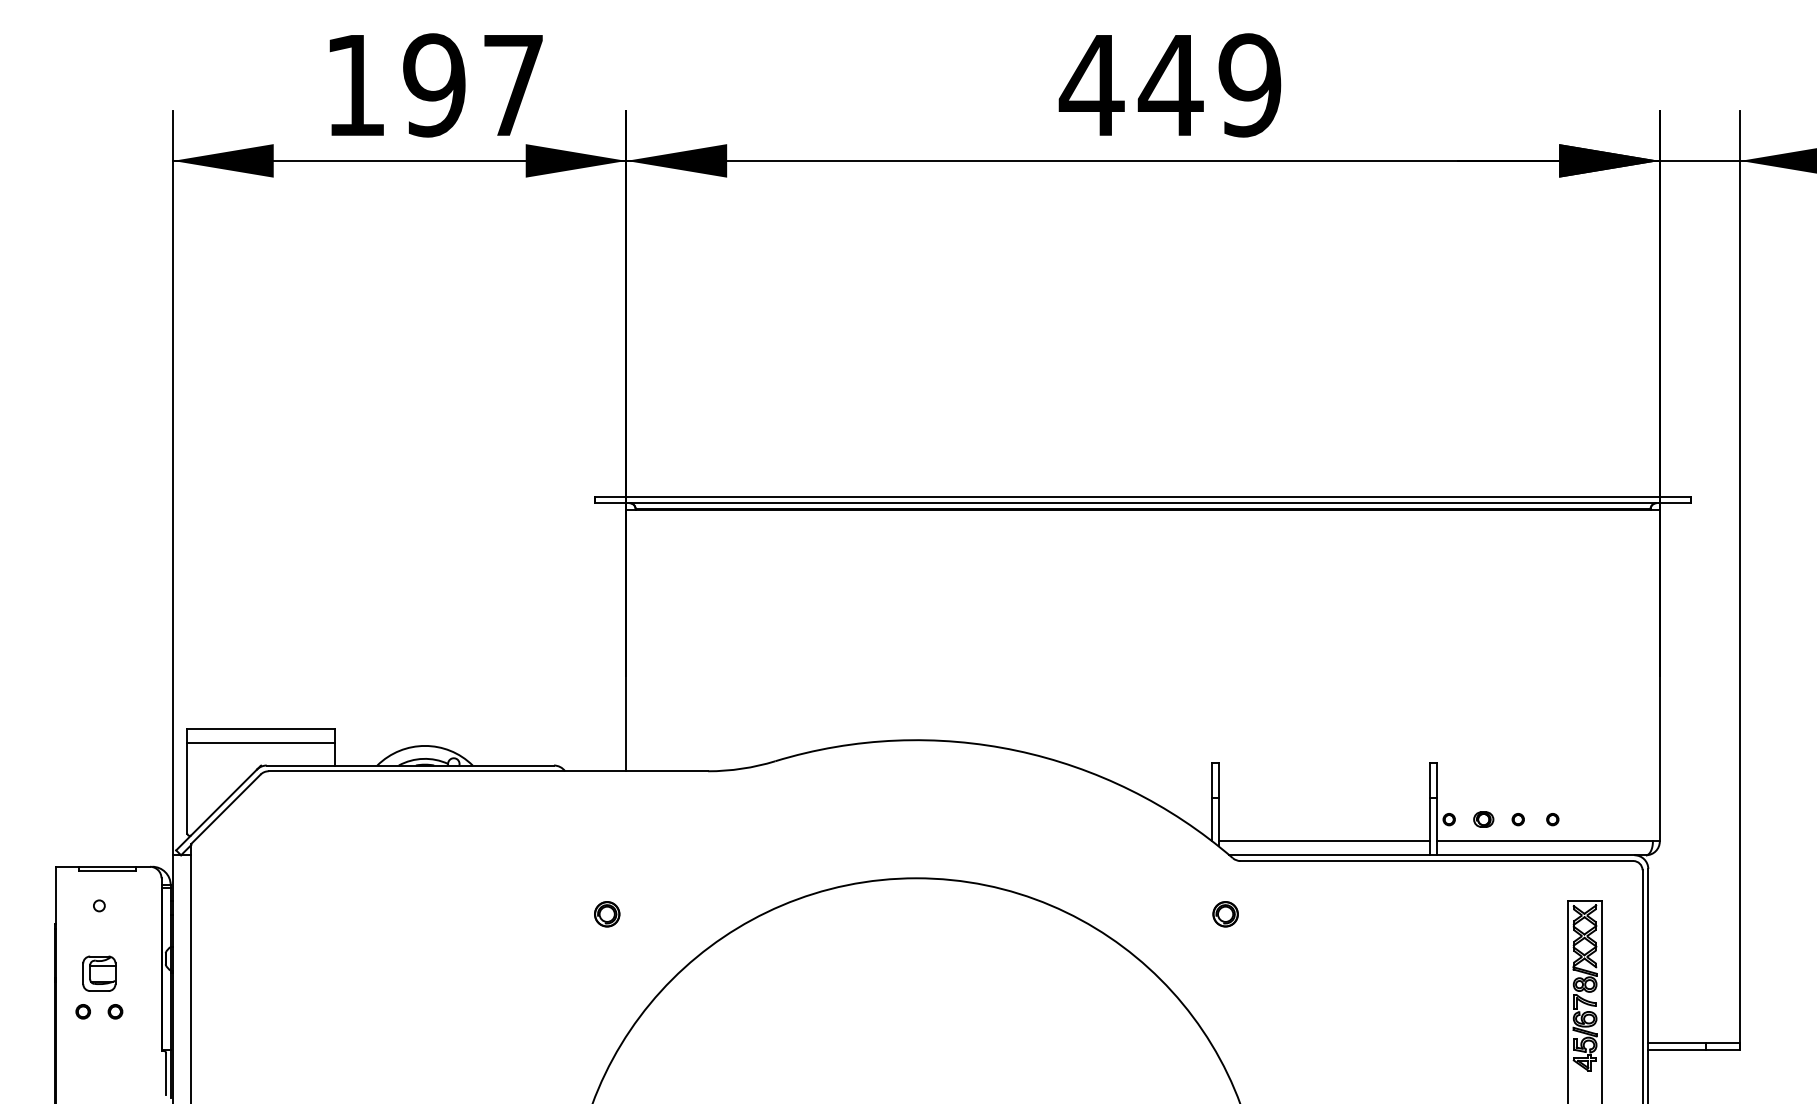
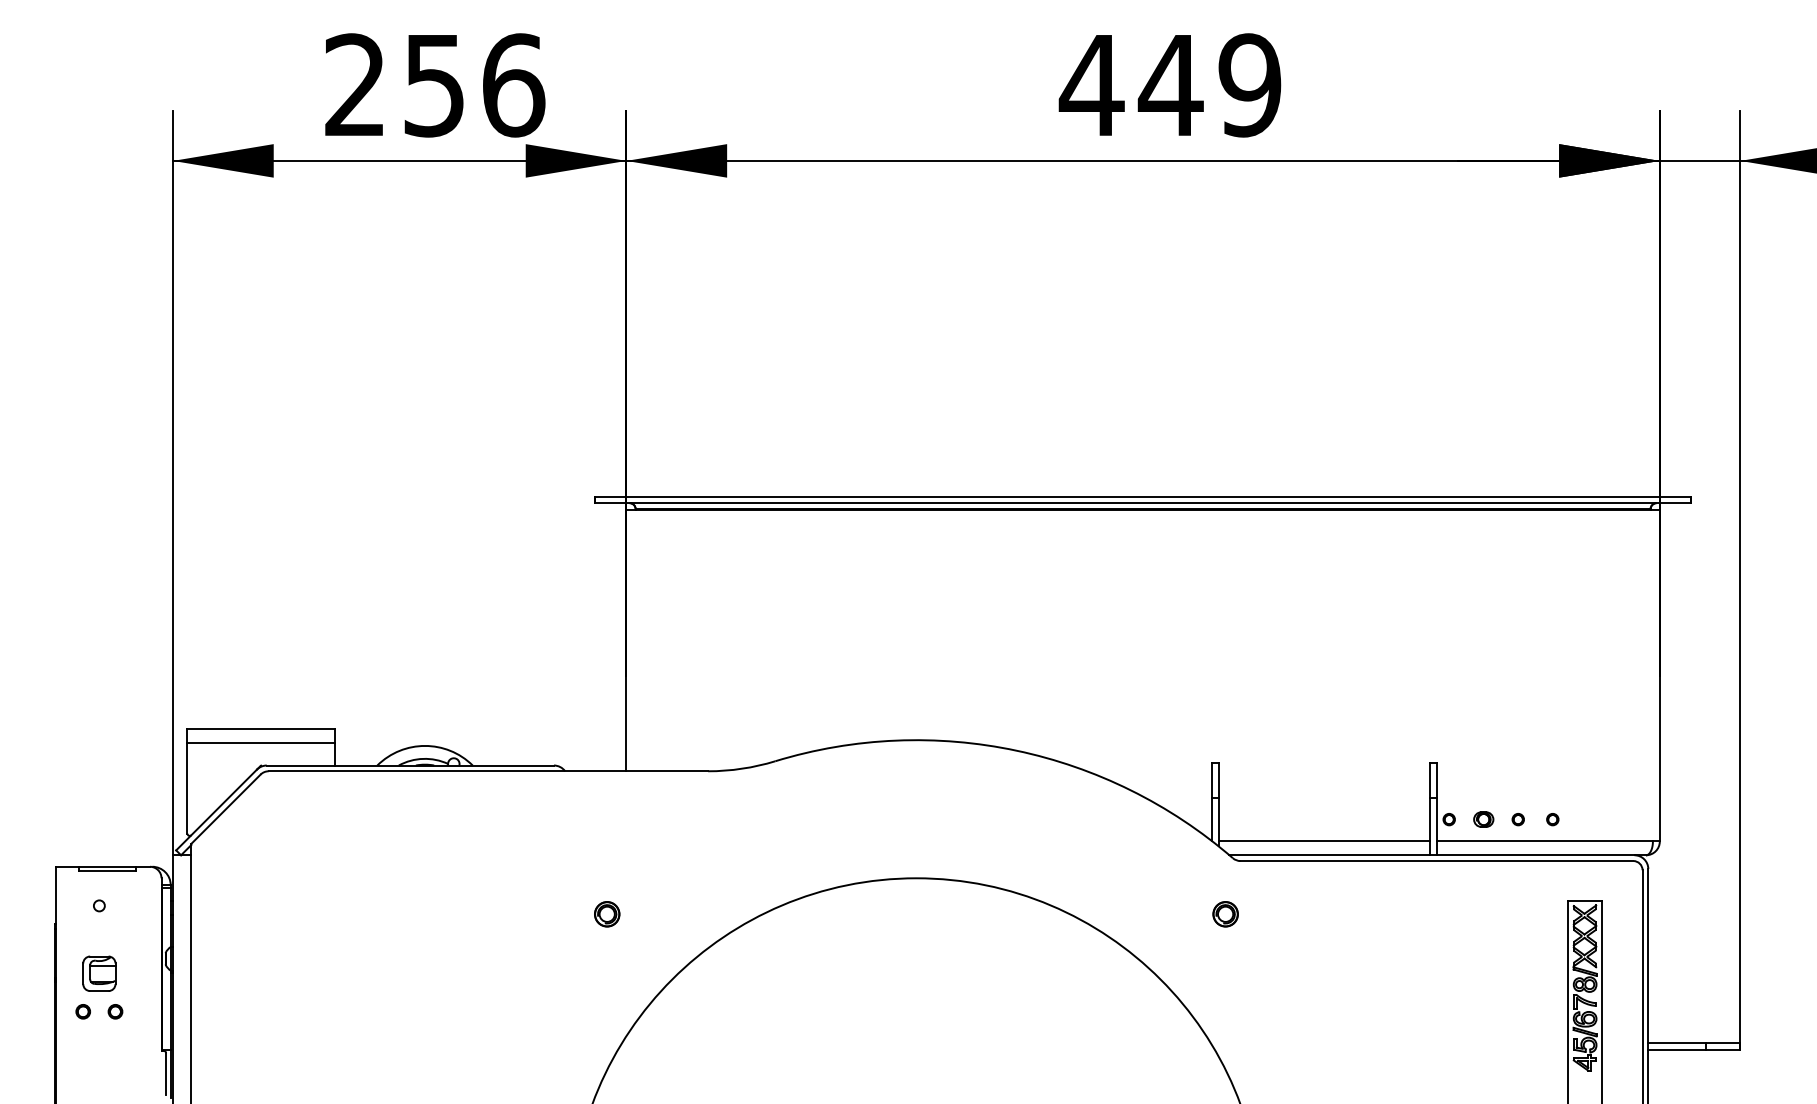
text: 197 -> 256 (435, 85)
